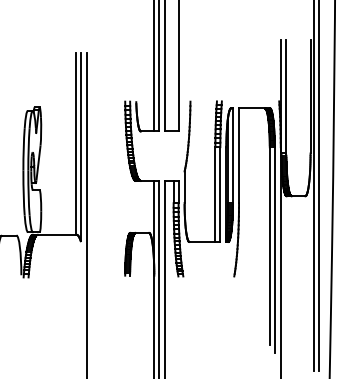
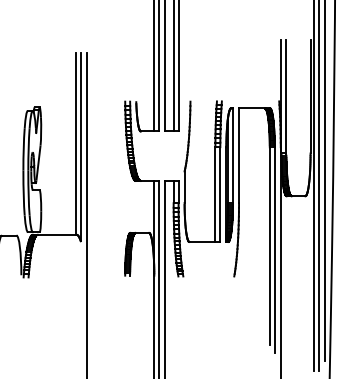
line: none -> present (173, 66)
line: none -> present (324, 181)
